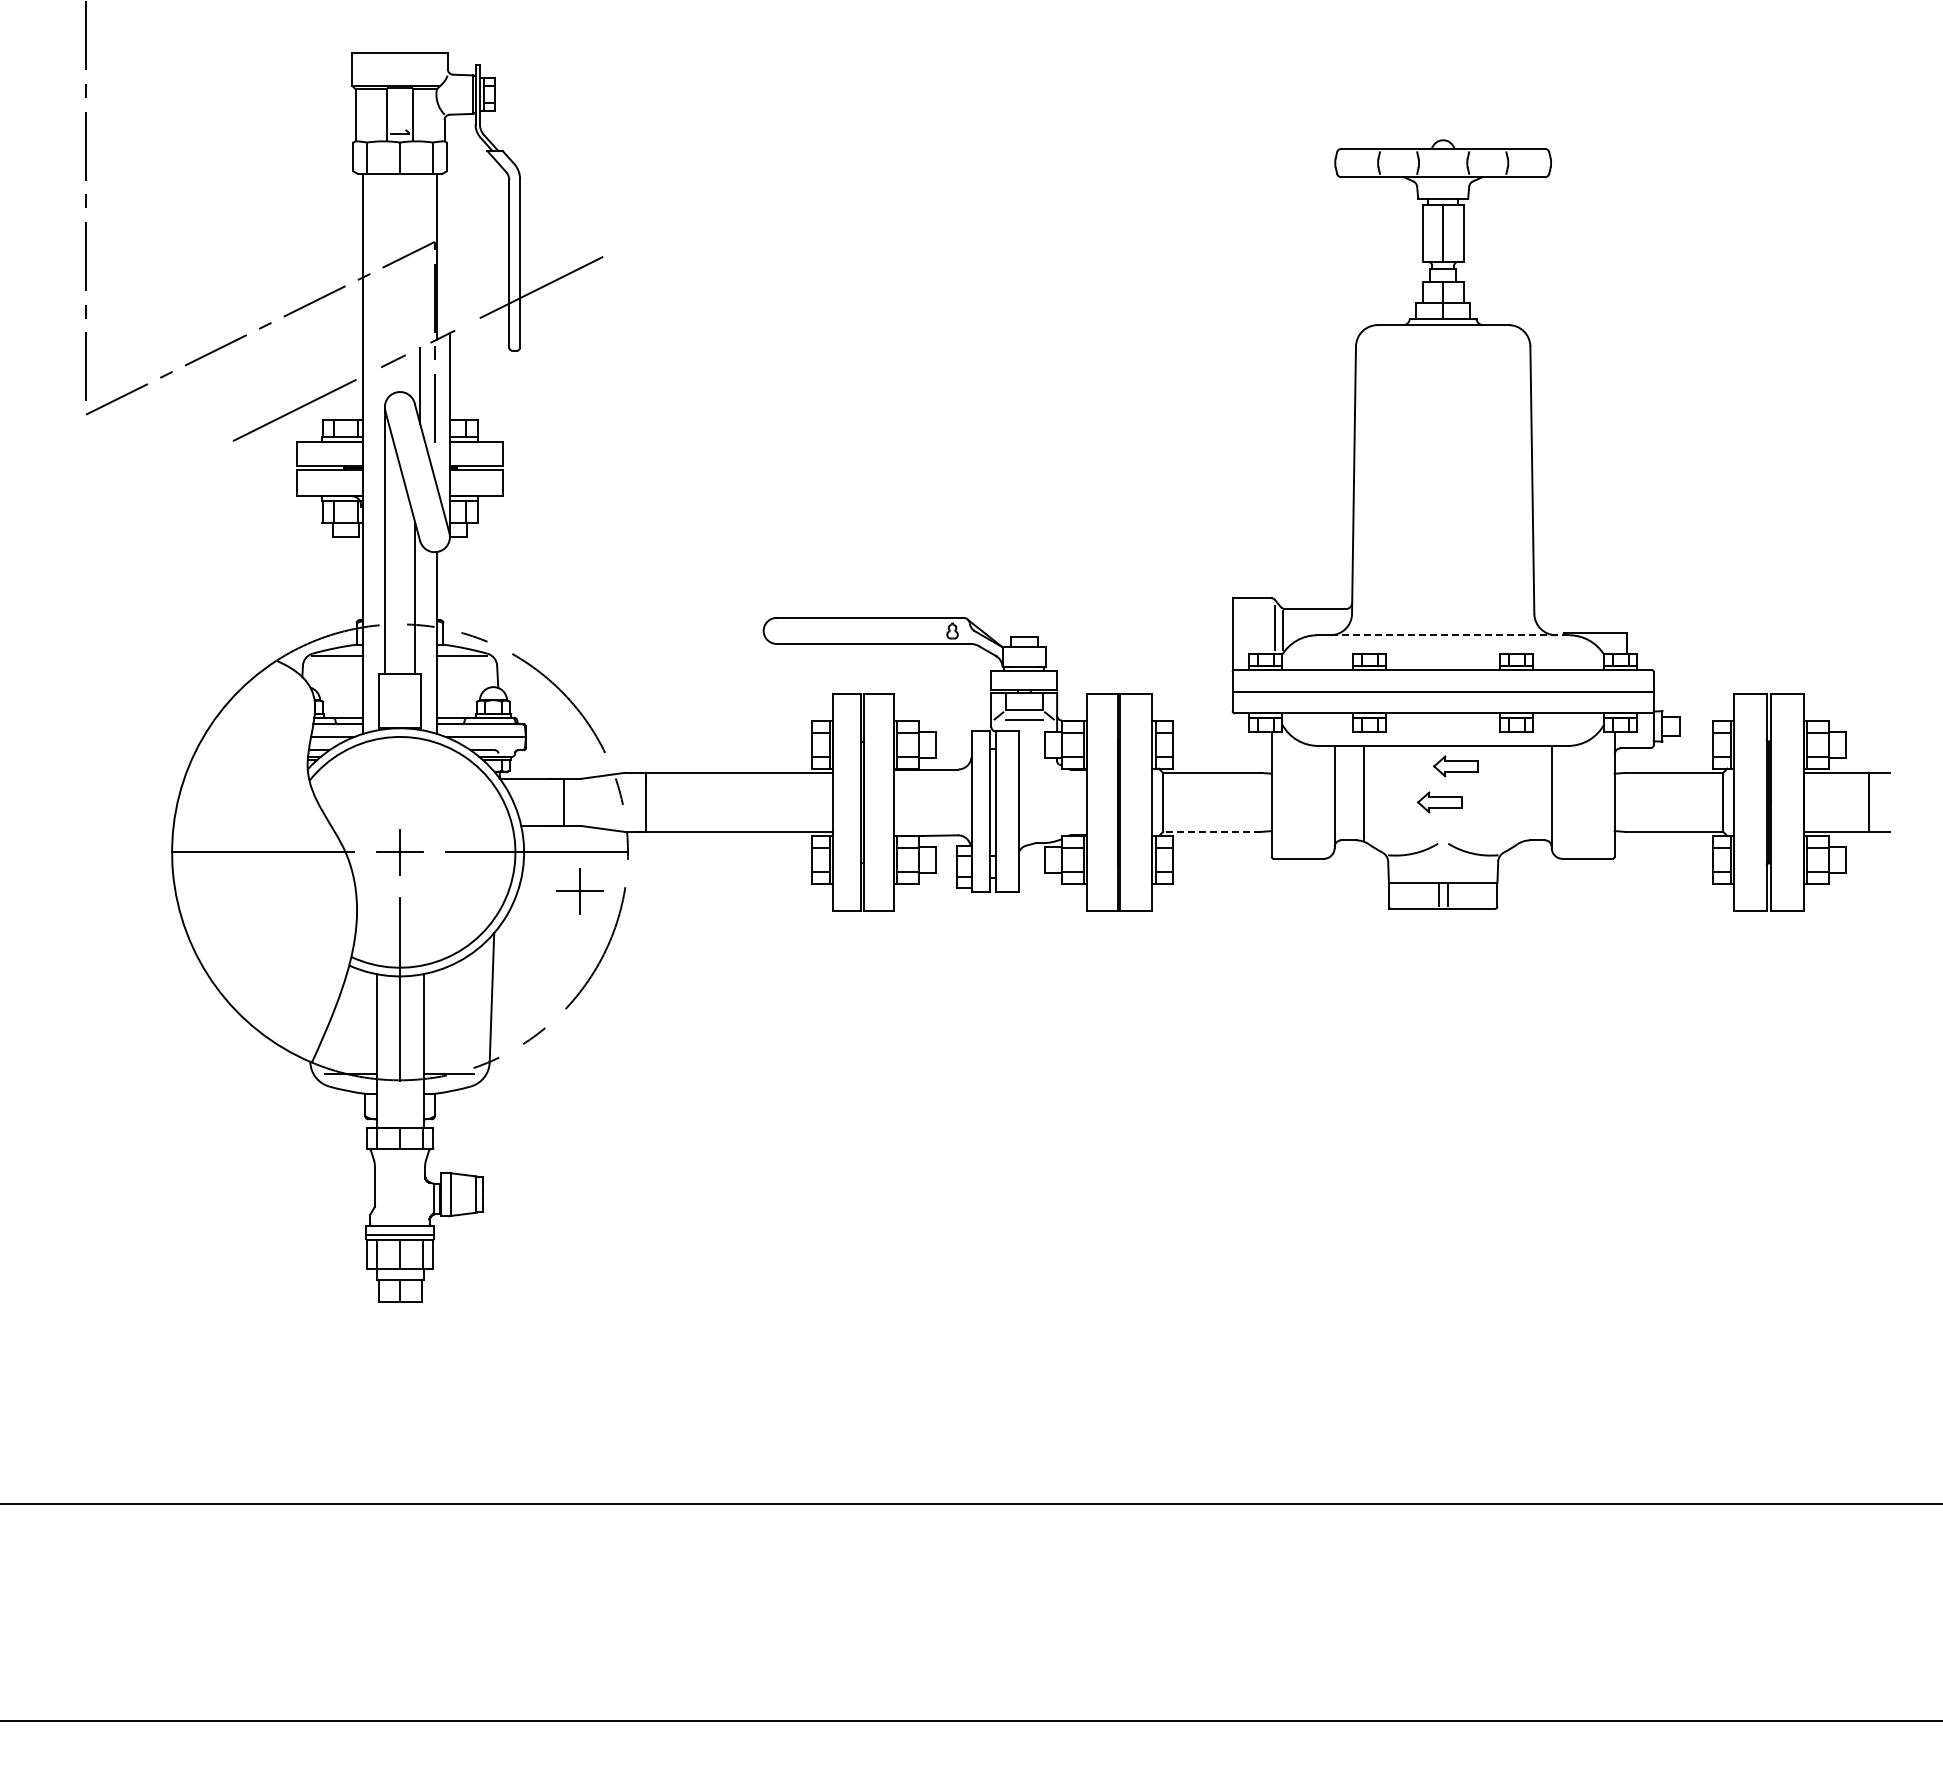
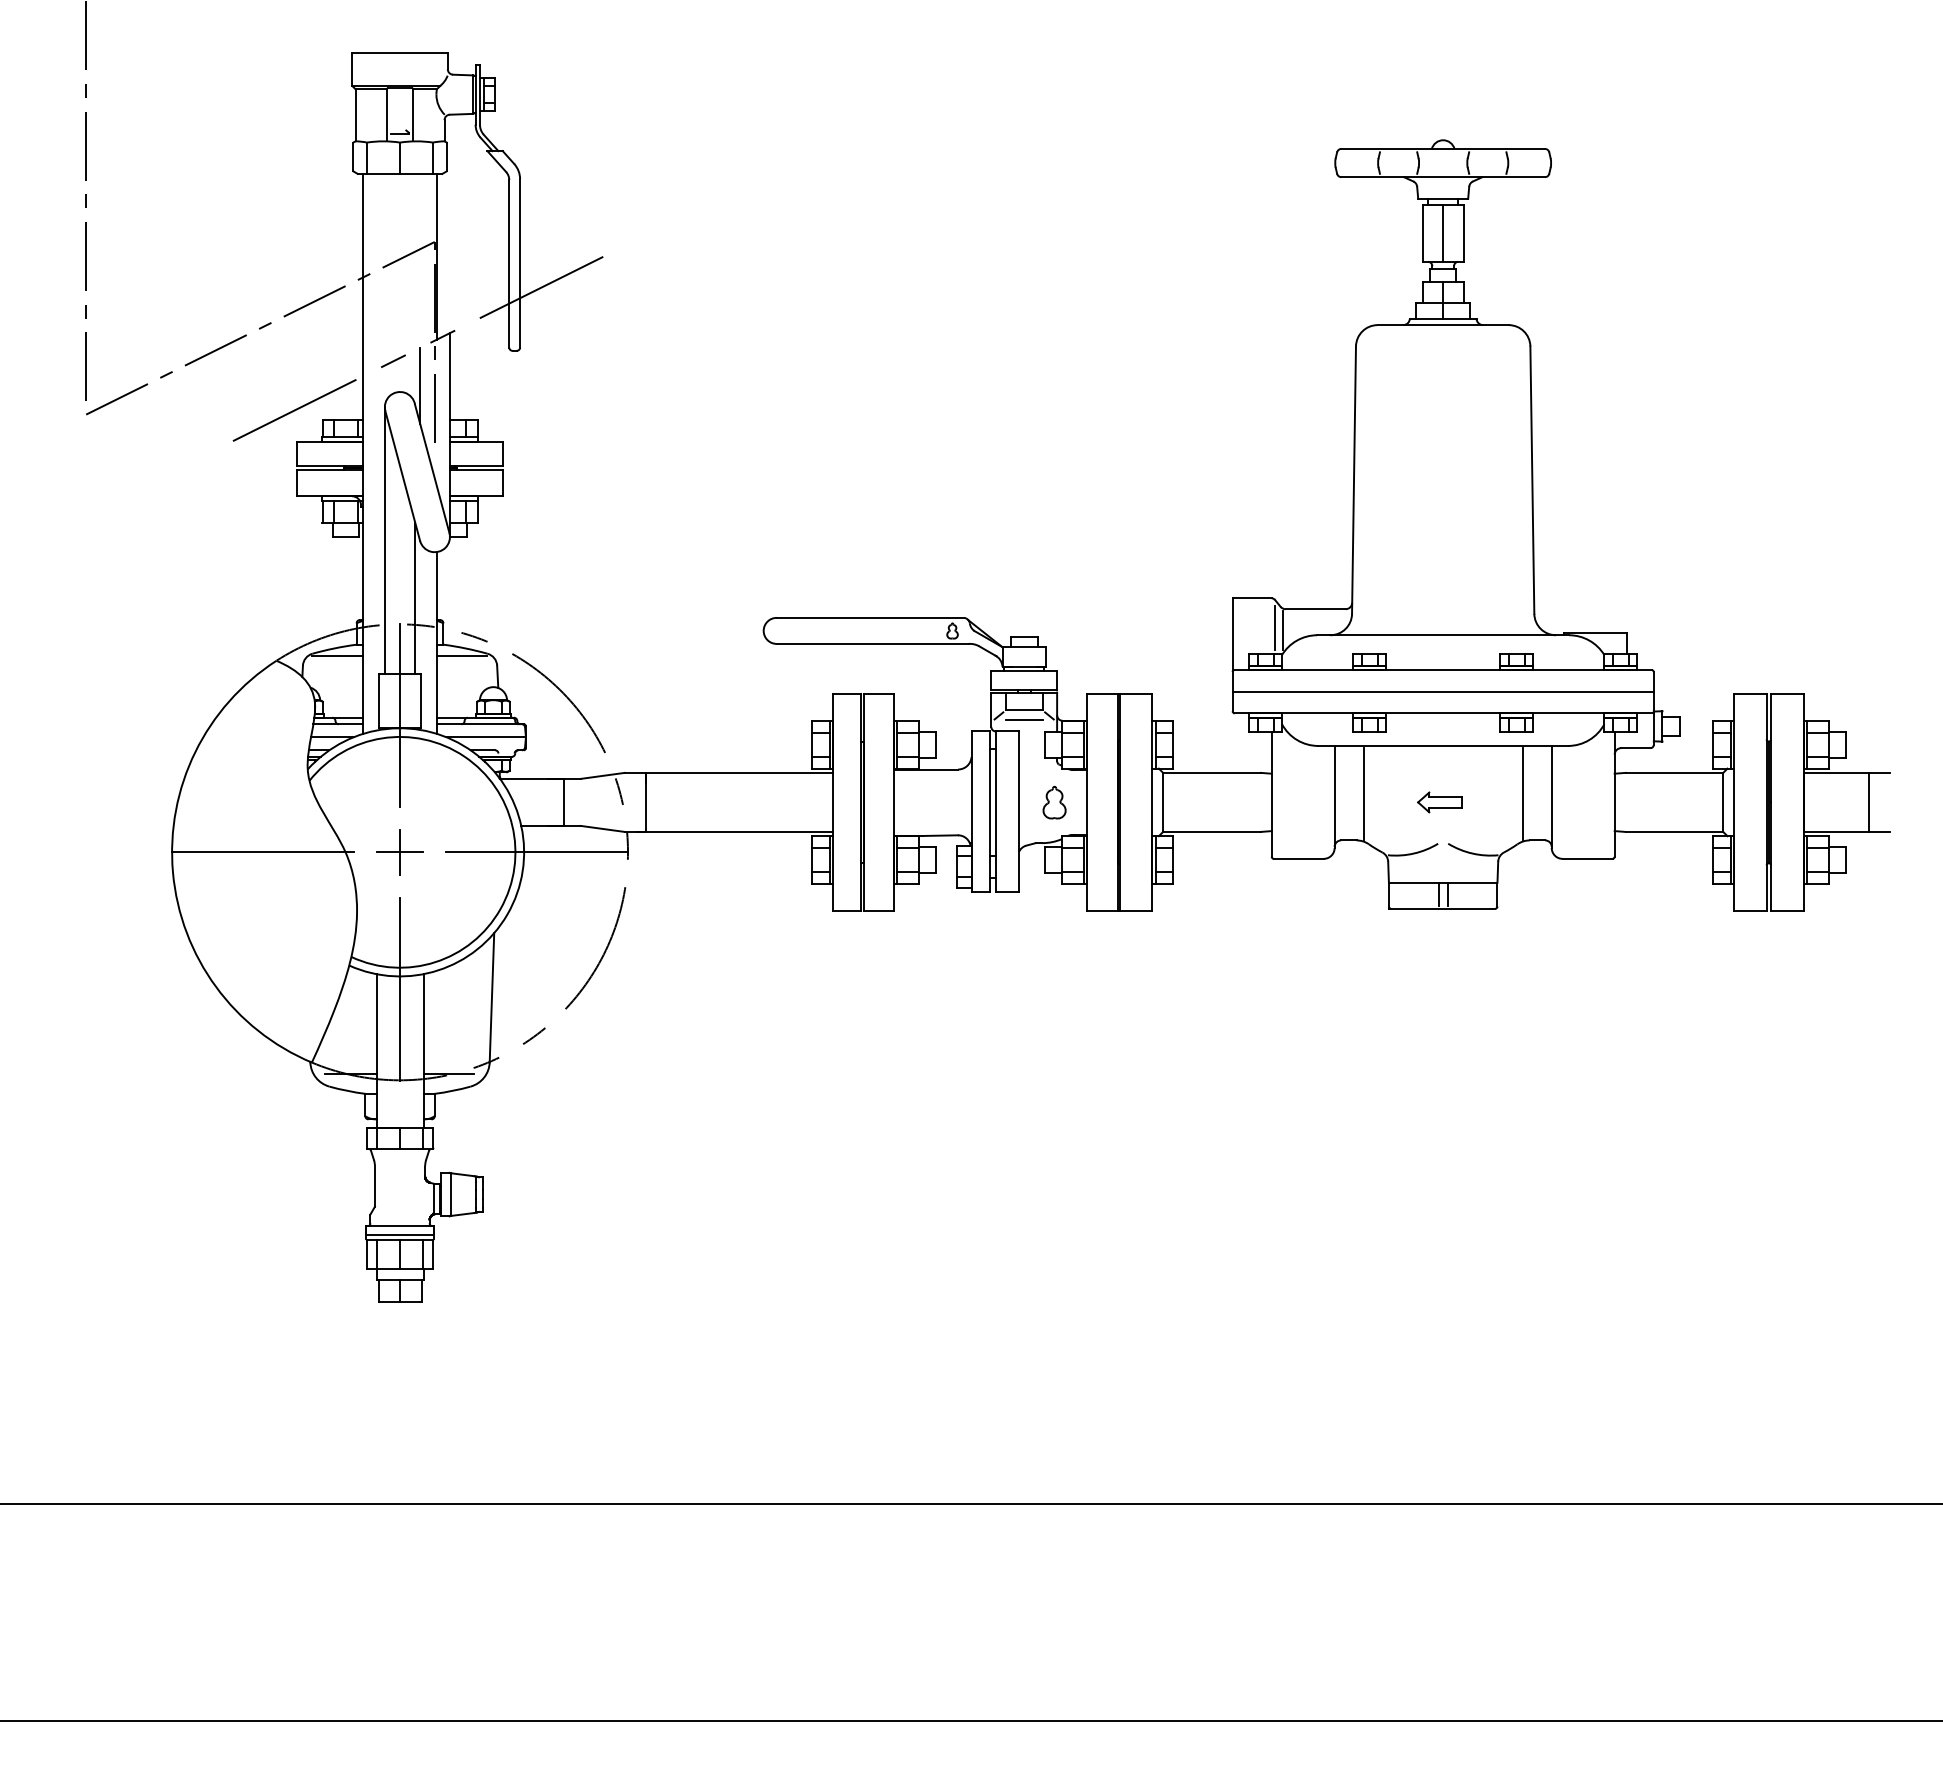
line: dashed -> solid (1449, 635)
line: none -> present (400, 715)
part: present -> none (1455, 766)
line: none -> present (1522, 794)
part: none -> present (1054, 802)
line: dashed -> solid (1211, 831)
part: present -> none (579, 891)
